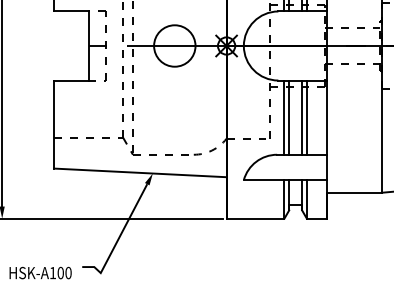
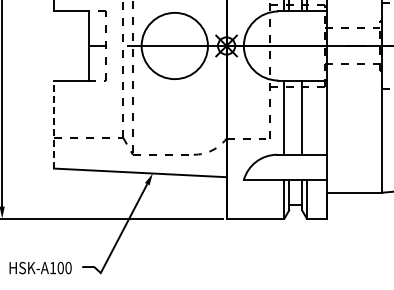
circle diameter: 41 px -> 66 px (174, 45)
line: present -> none (289, 117)
line: present -> none (306, 117)
line: solid -> dashed (53, 124)
text position: (40, 272) -> (40, 267) (40, 267)
